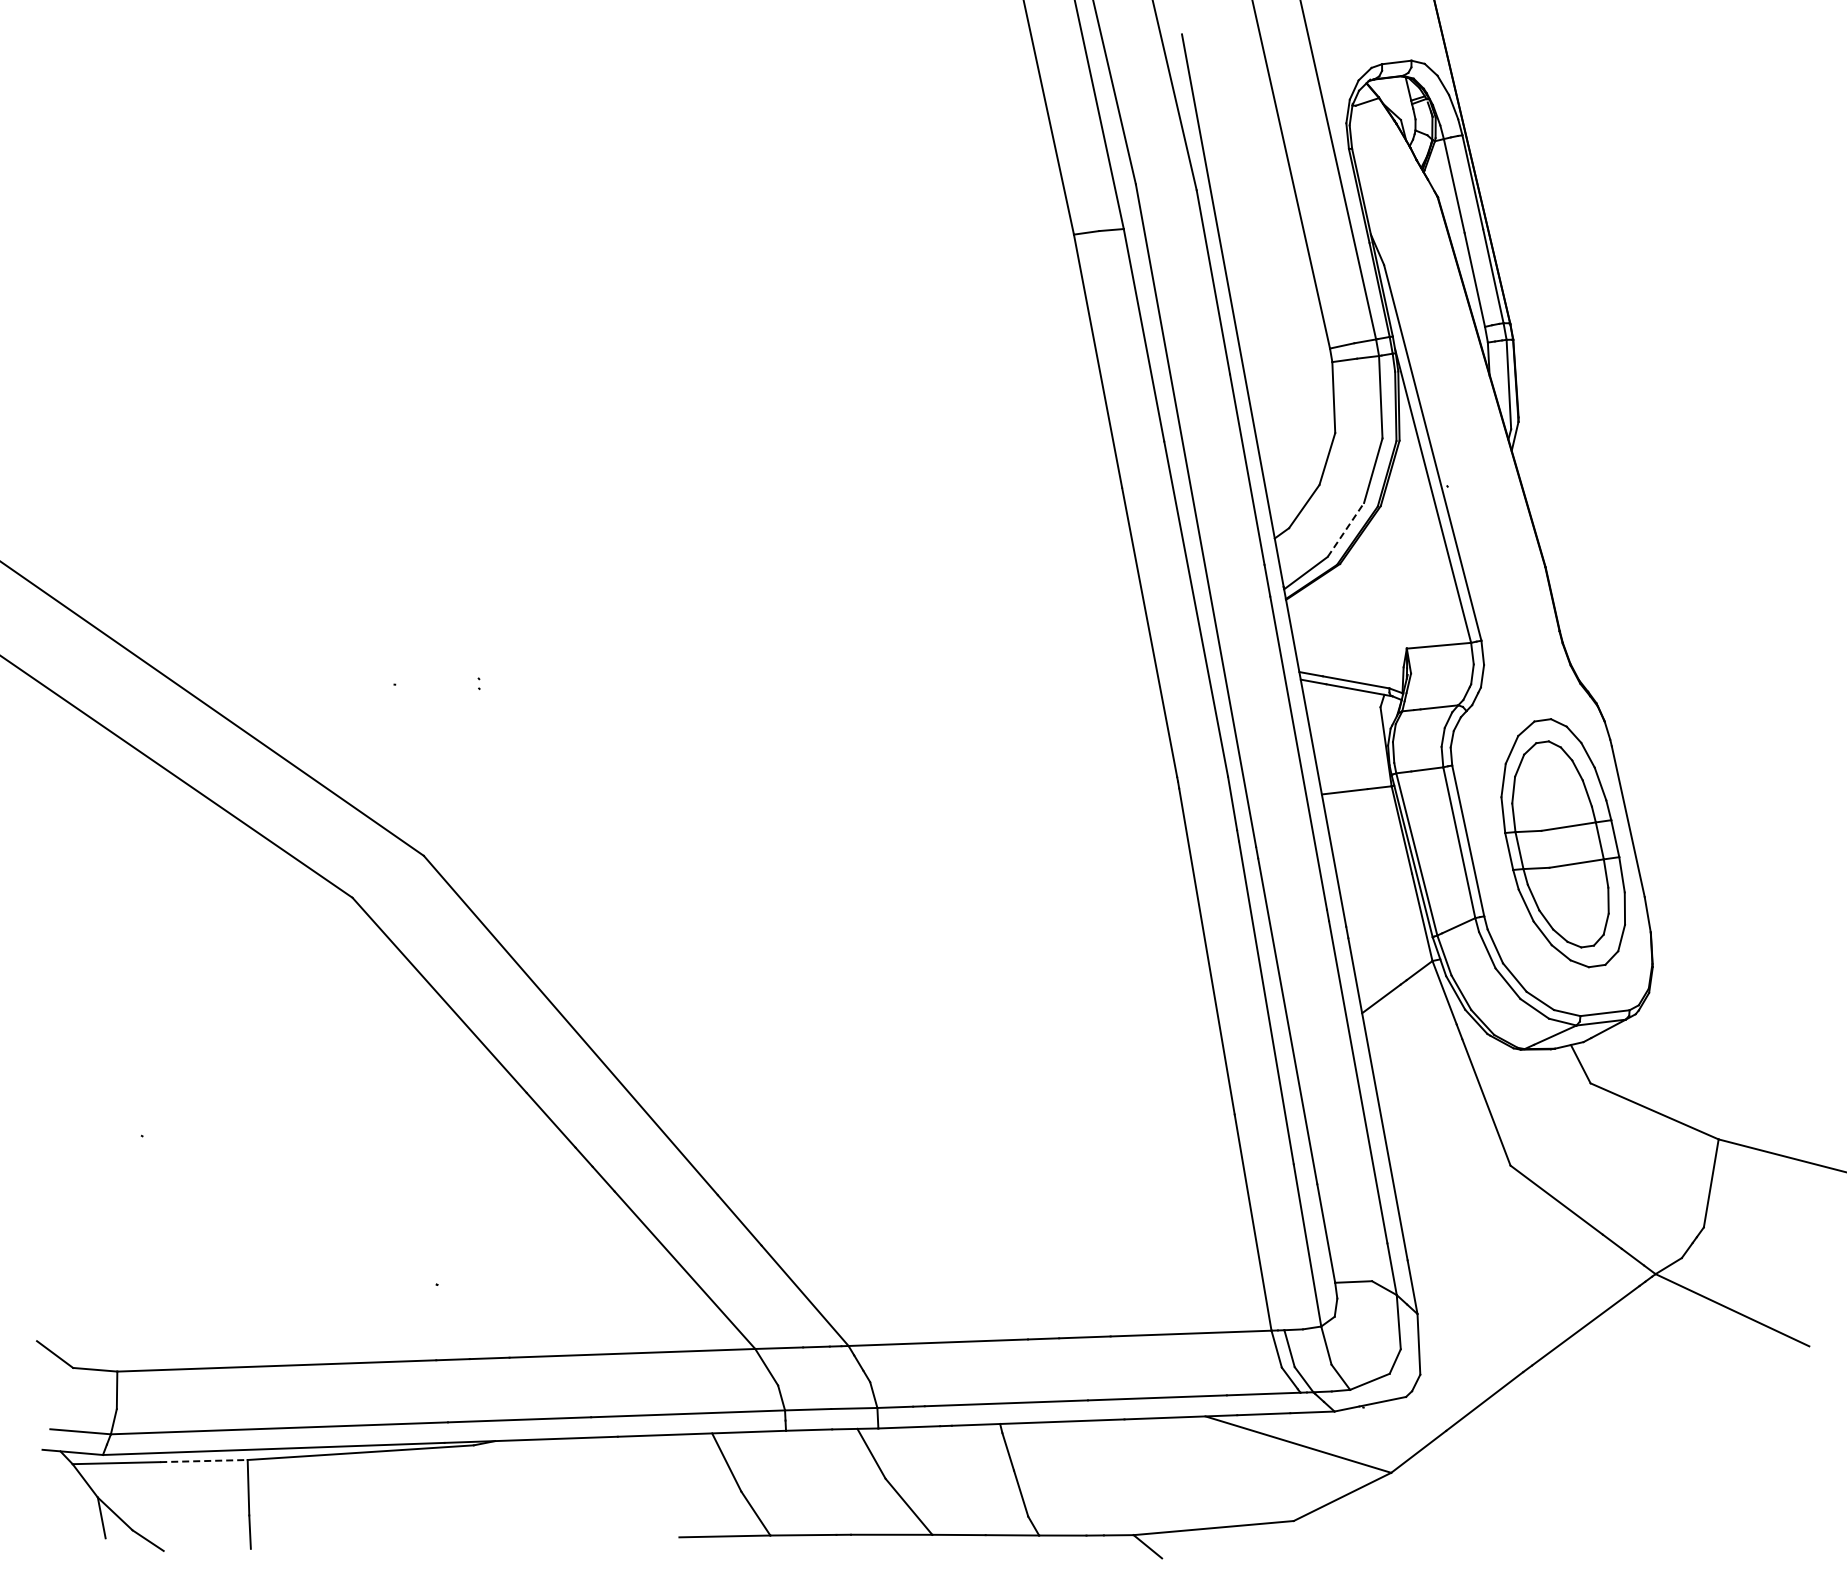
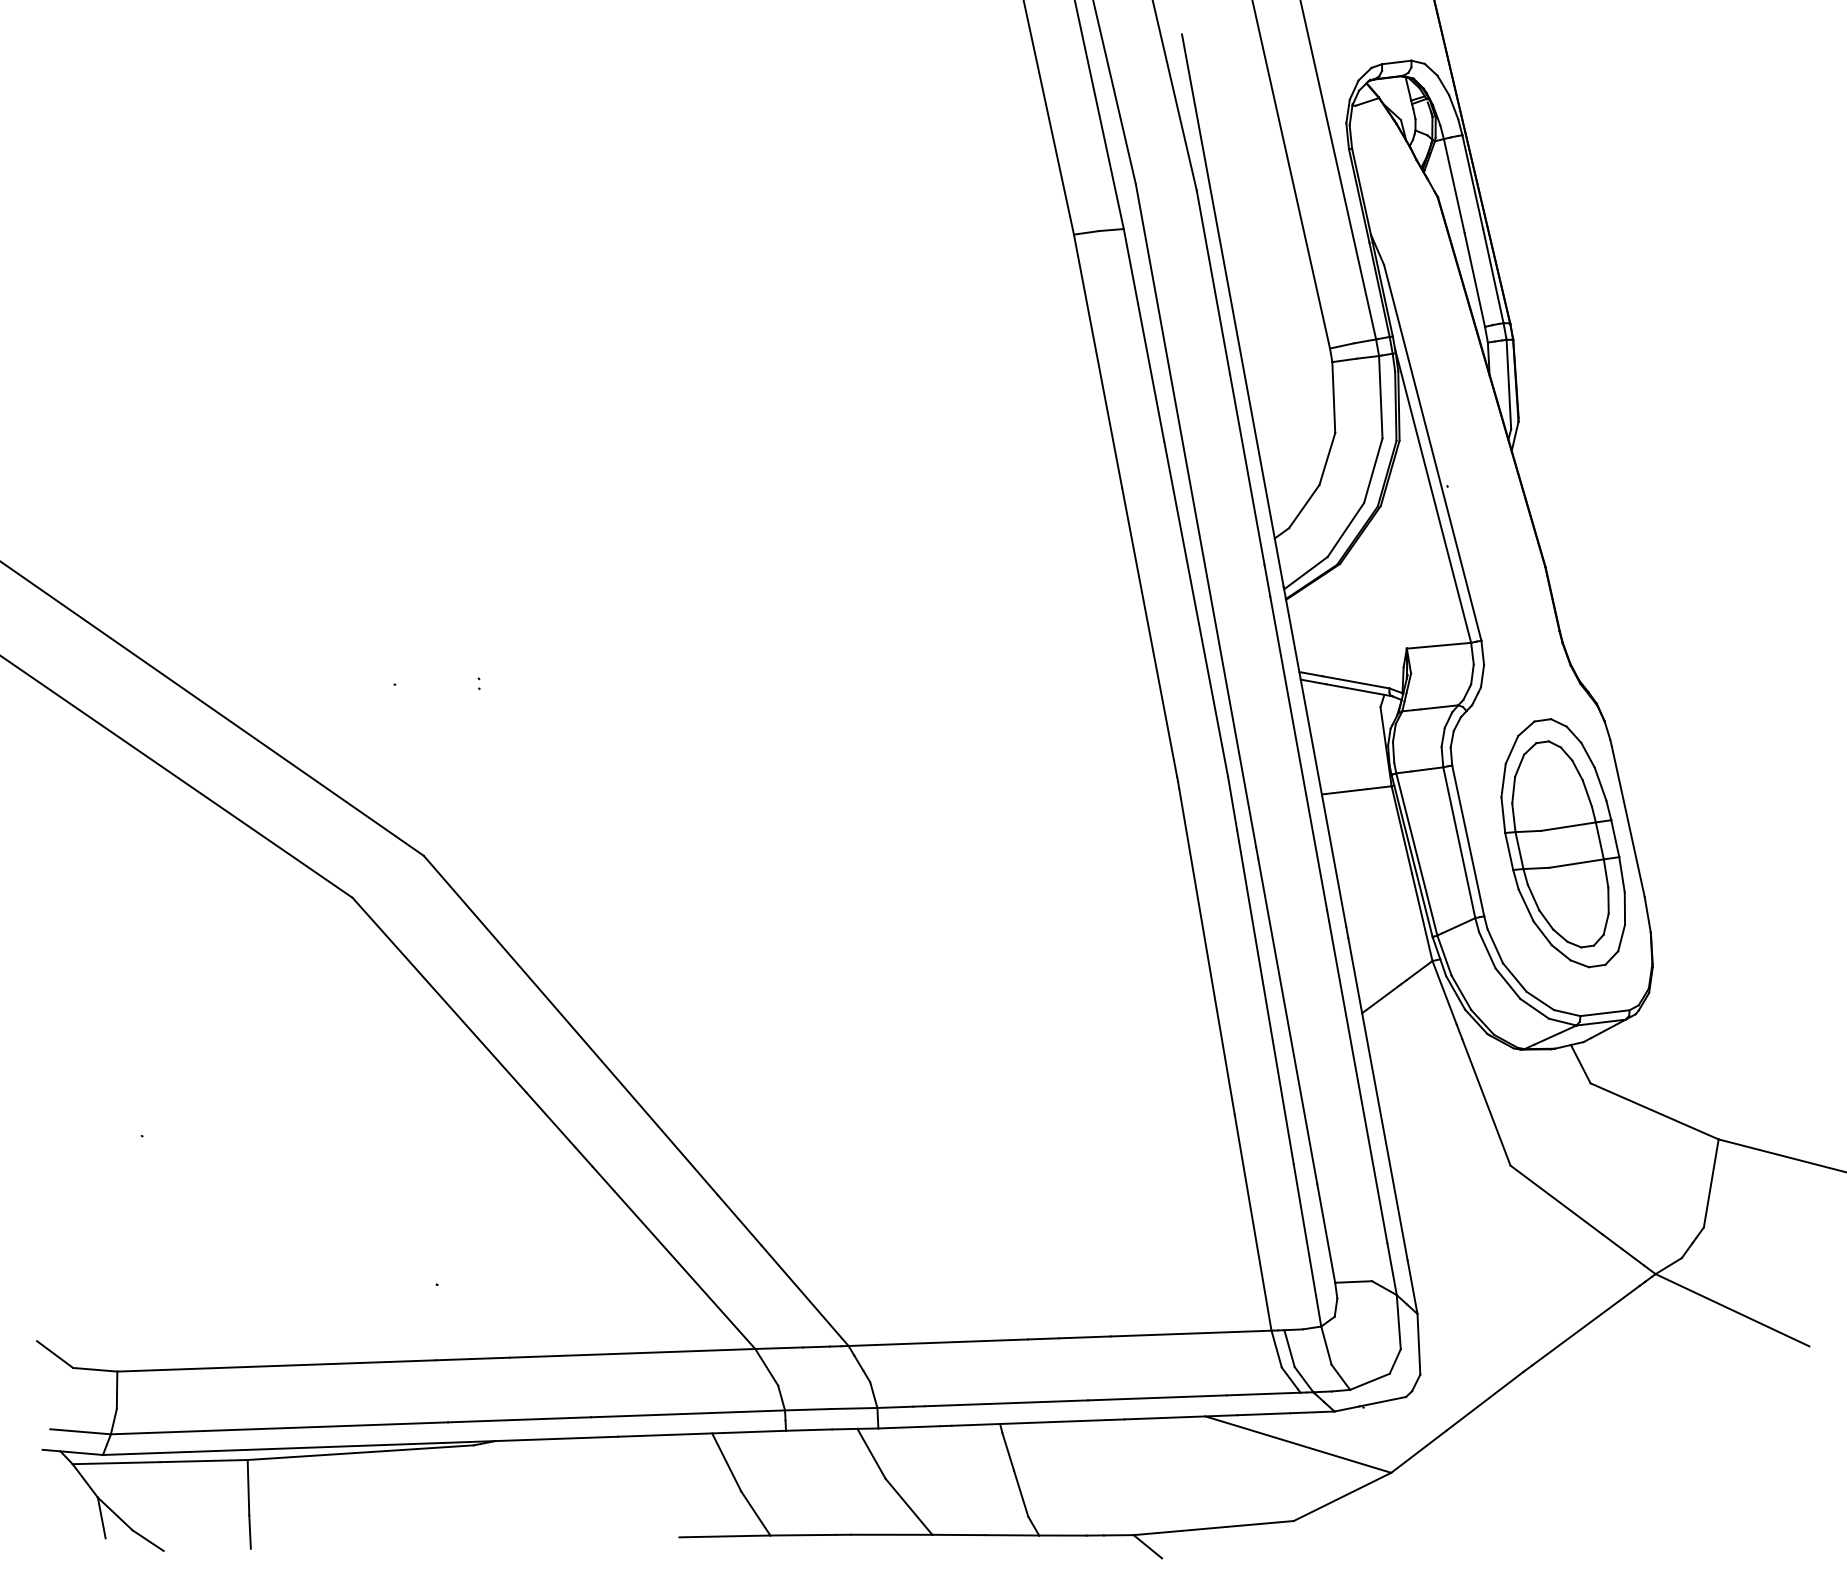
line: dashed -> solid (1345, 529)
line: dashed -> solid (203, 1461)
